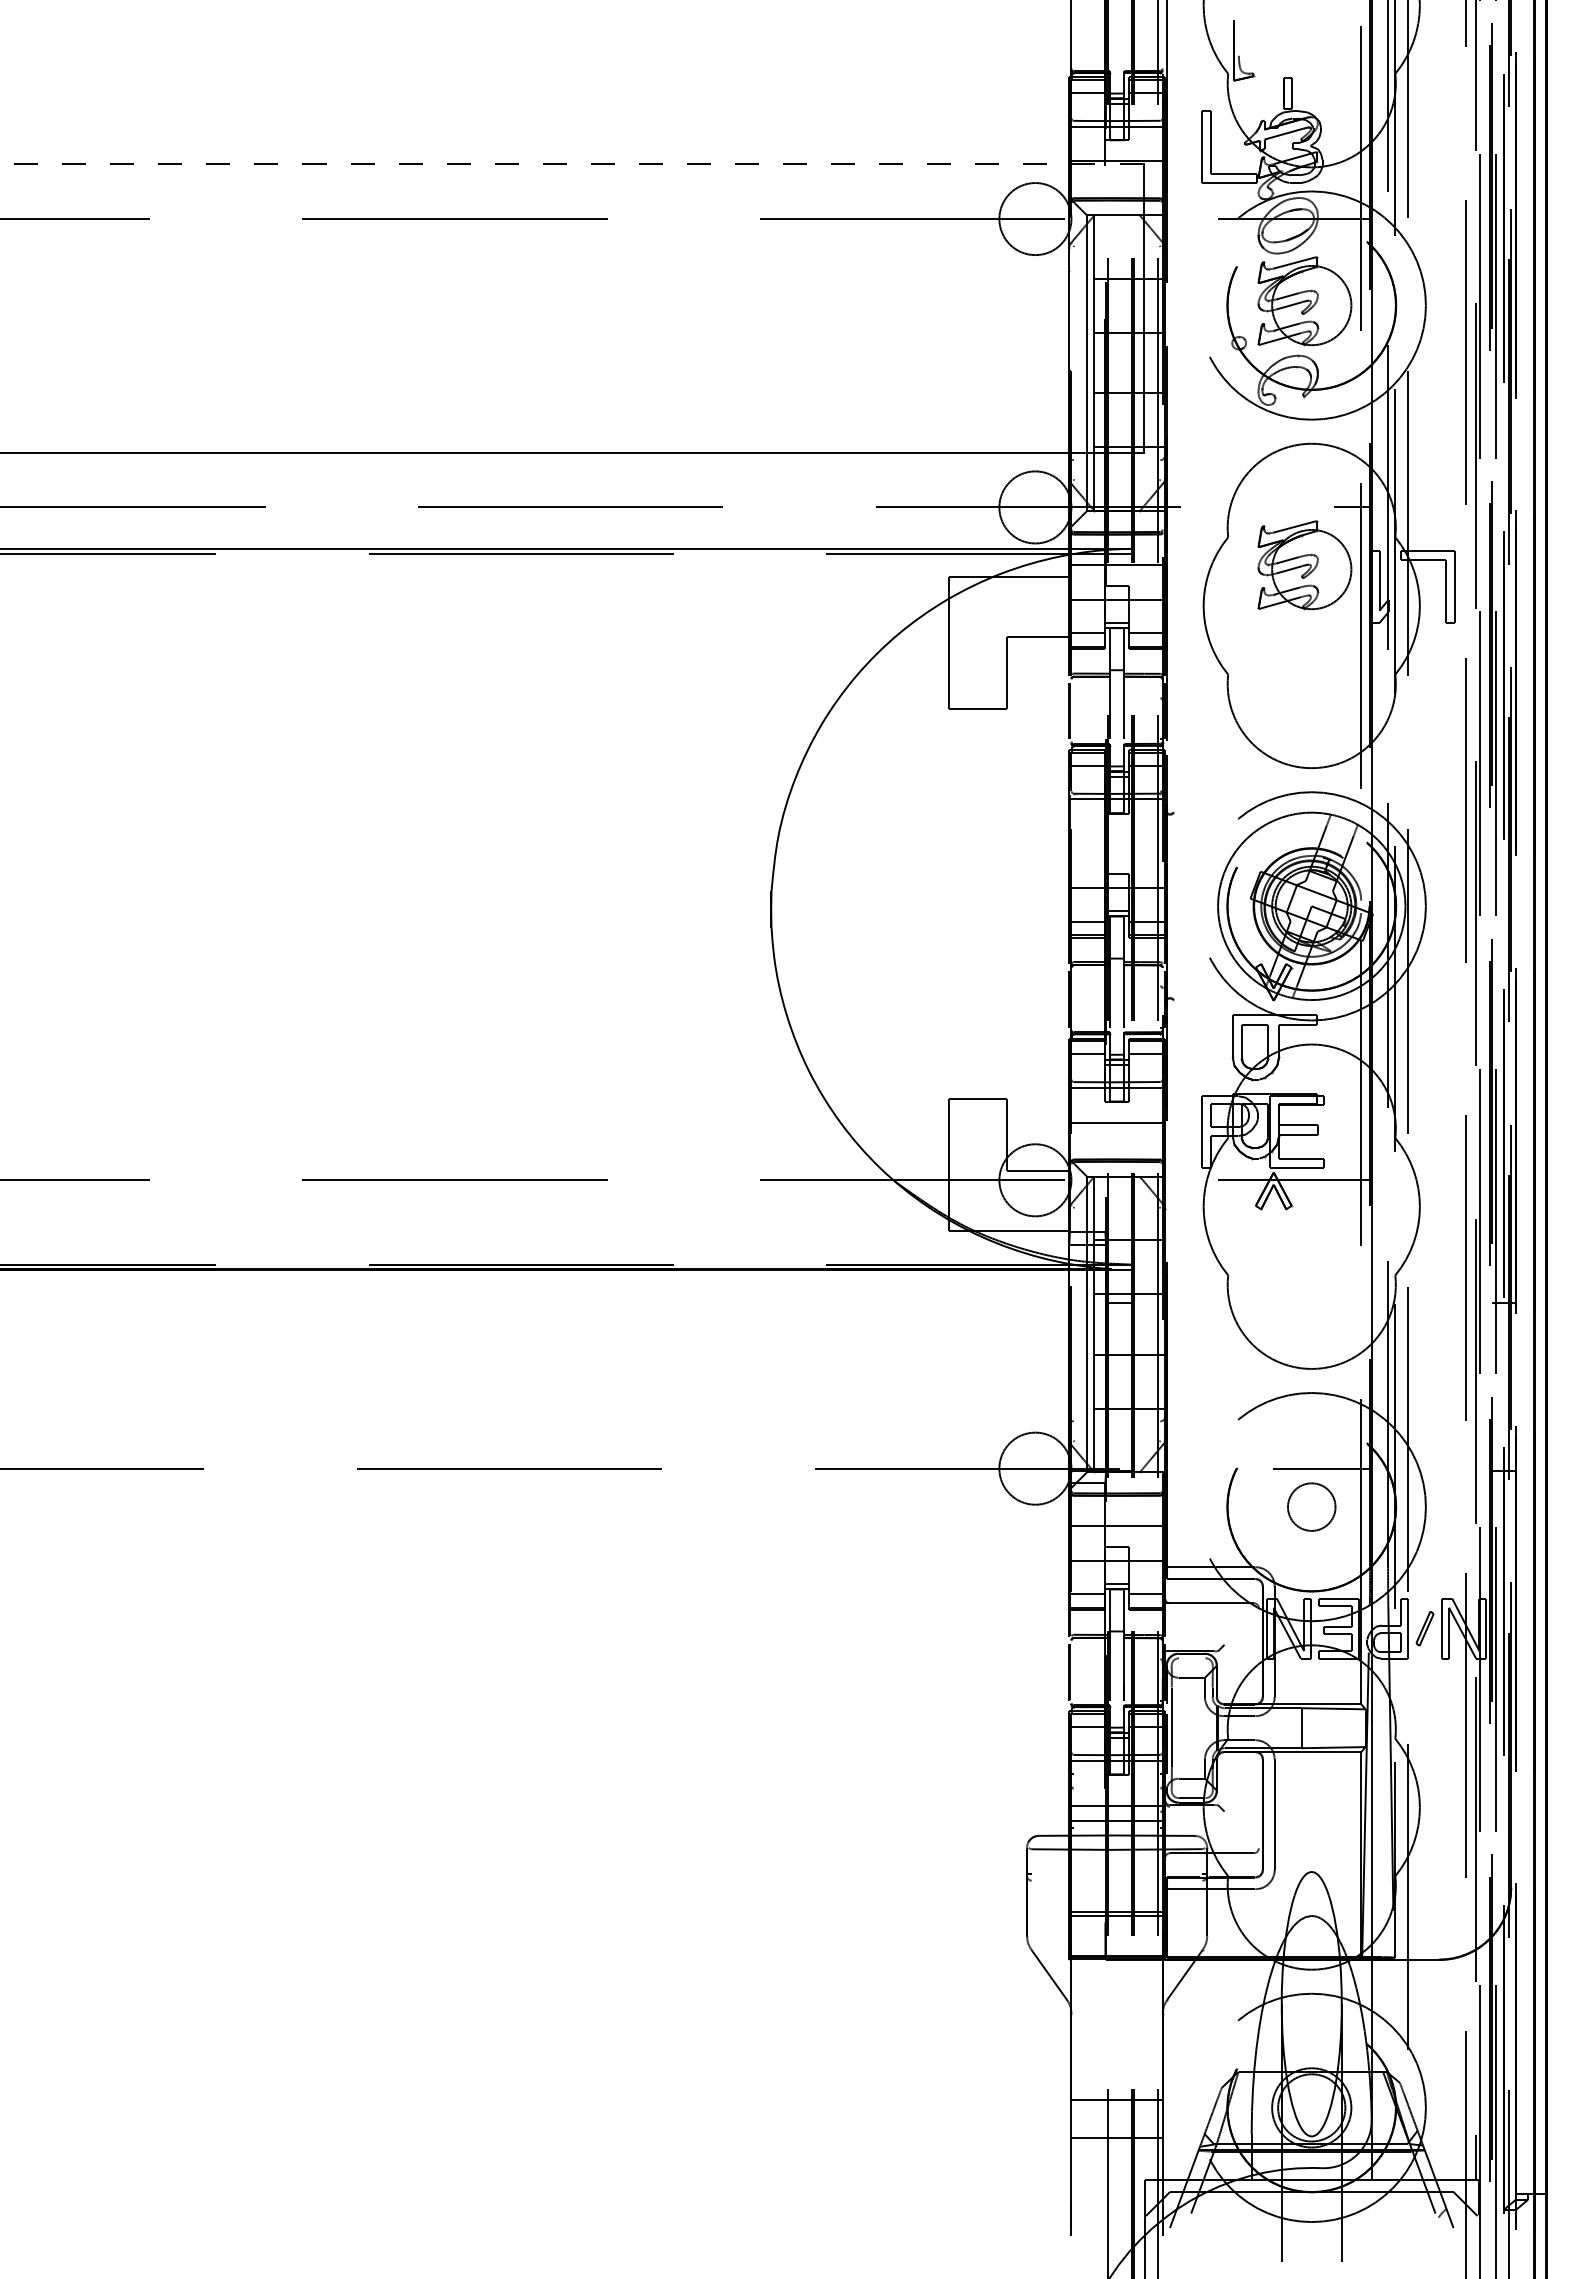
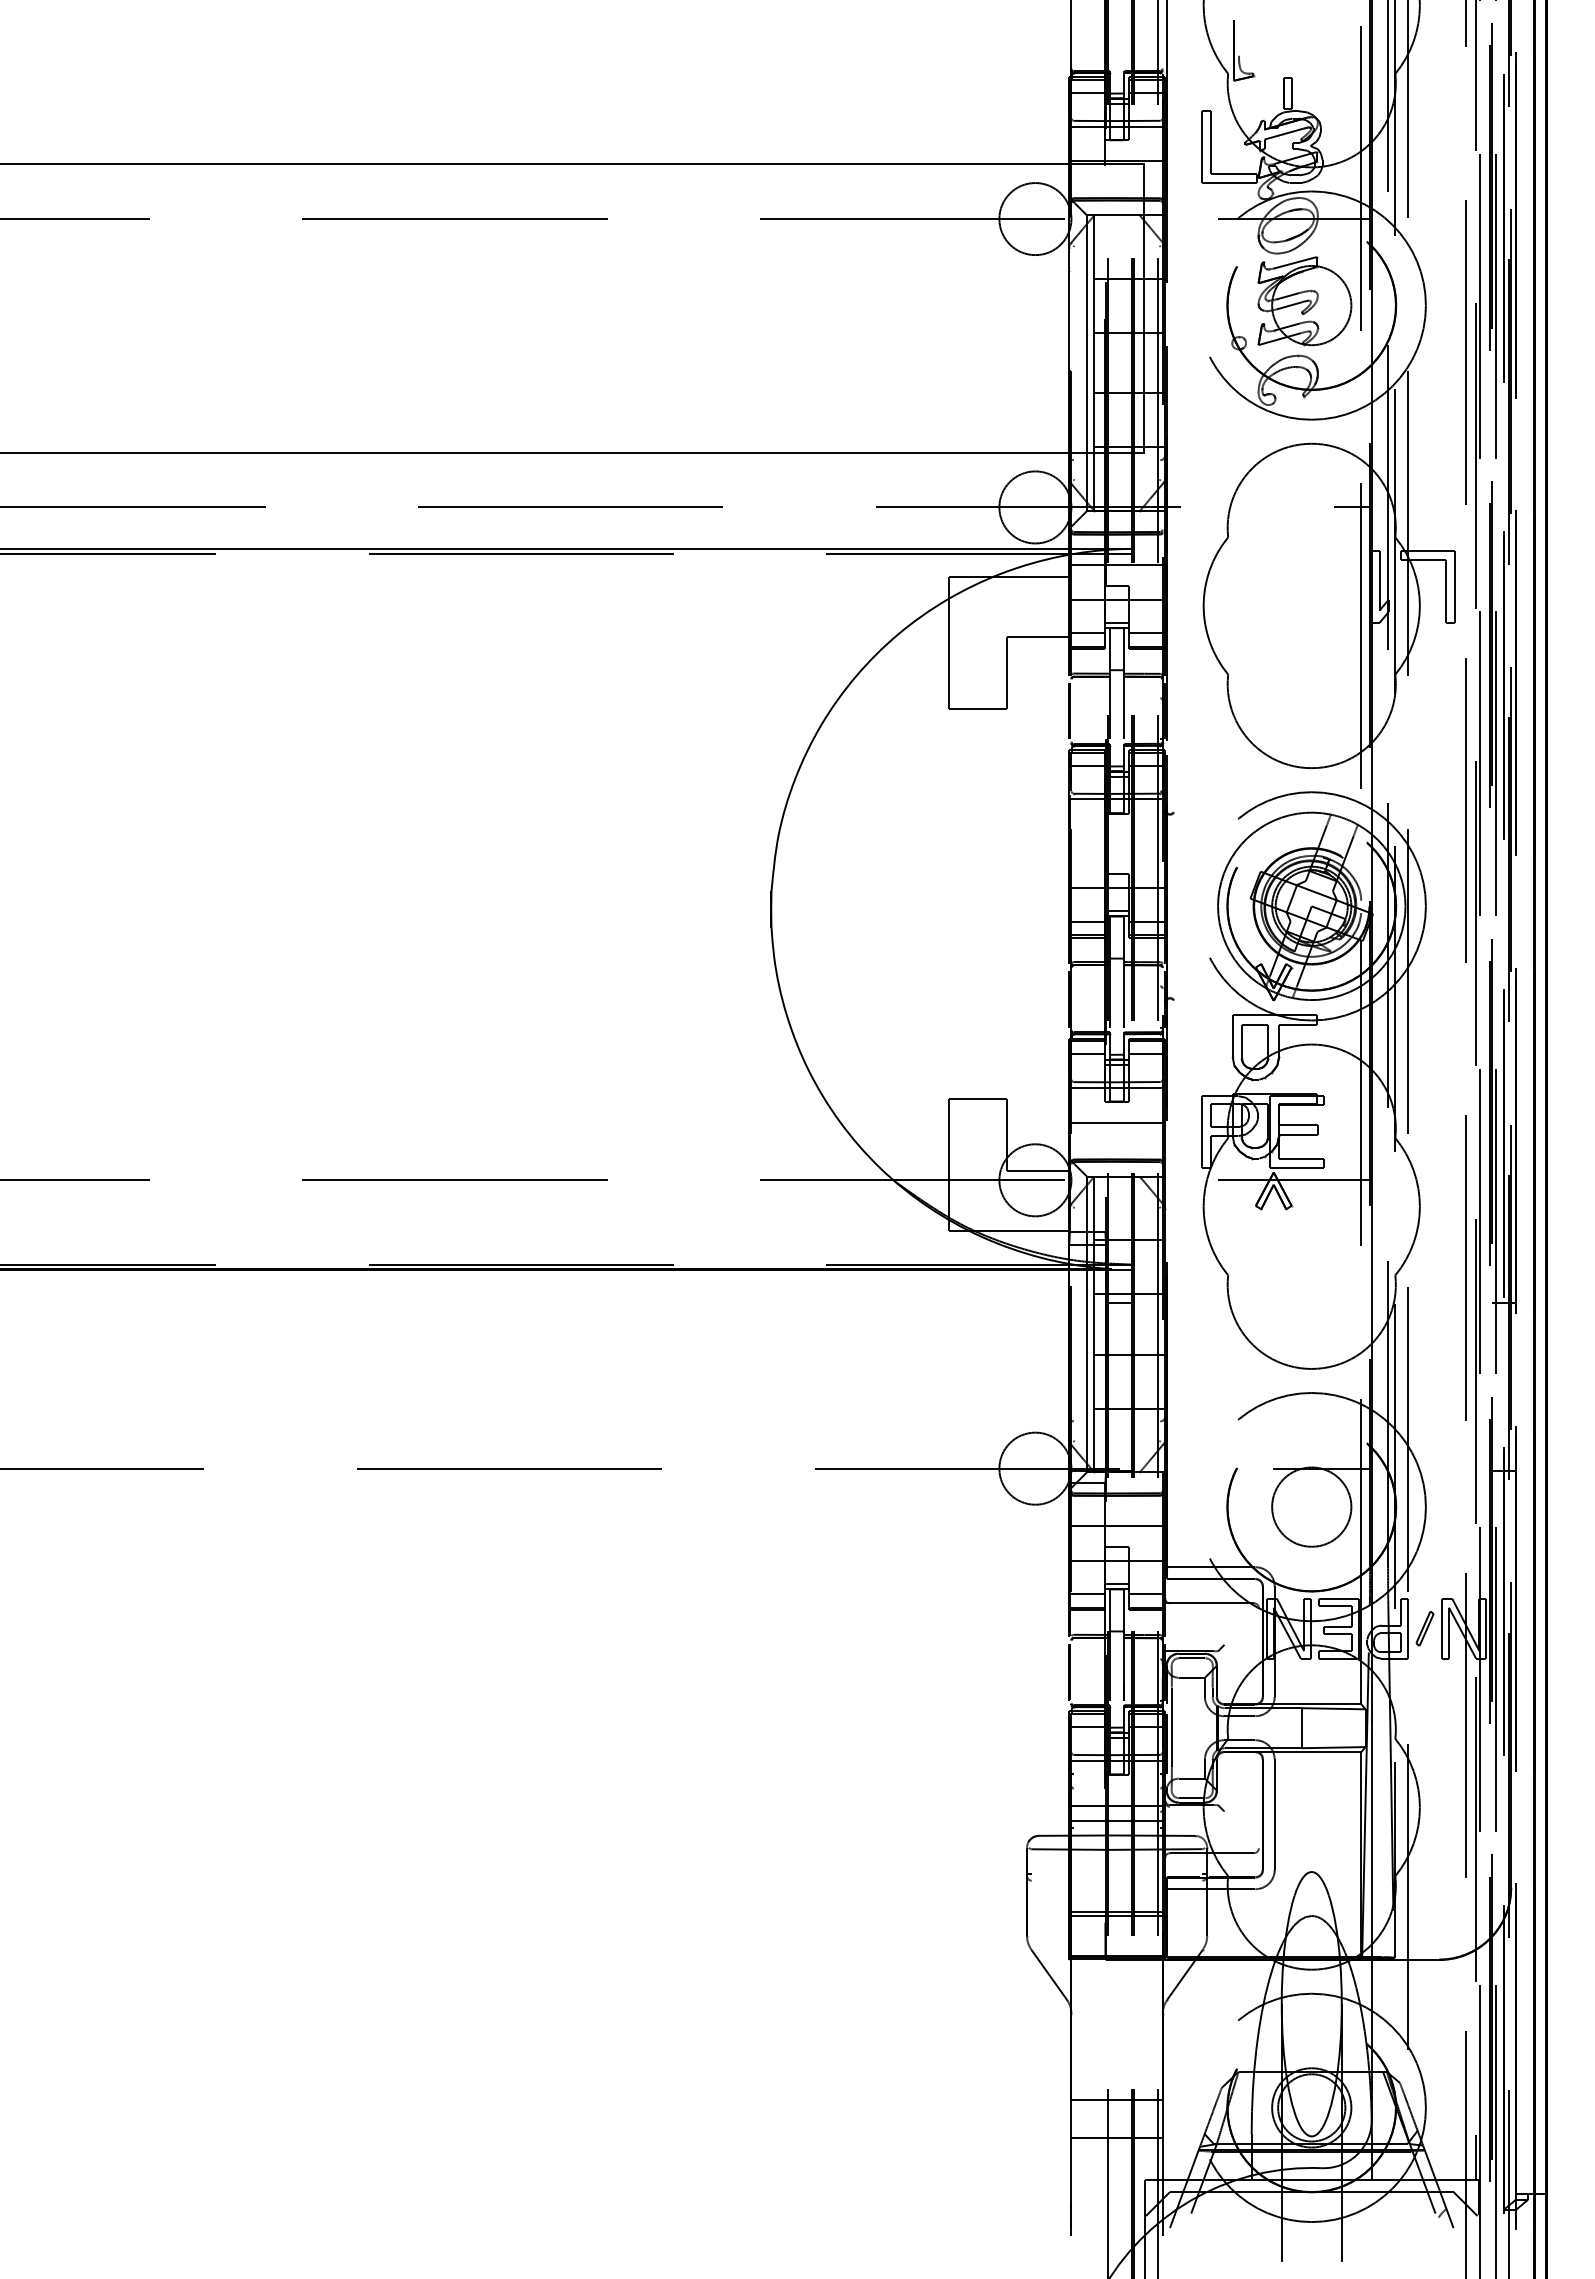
line: dashed -> solid (571, 164)
part: present -> none (1304, 565)
circle diameter: 48 px -> 79 px (1311, 1506)
line: none -> present (1192, 1658)
